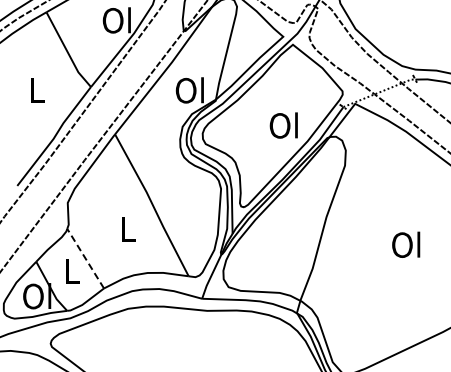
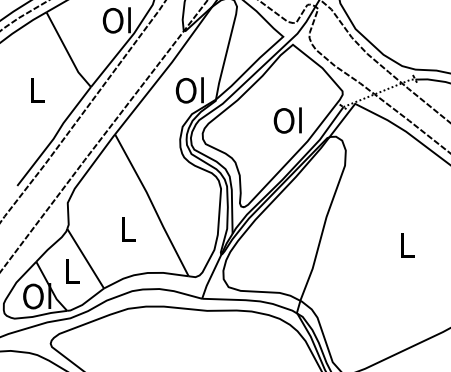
text position: (283, 125) -> (287, 120) (287, 120)
text: Ol -> L (406, 244)
line: dashed -> solid (85, 258)
